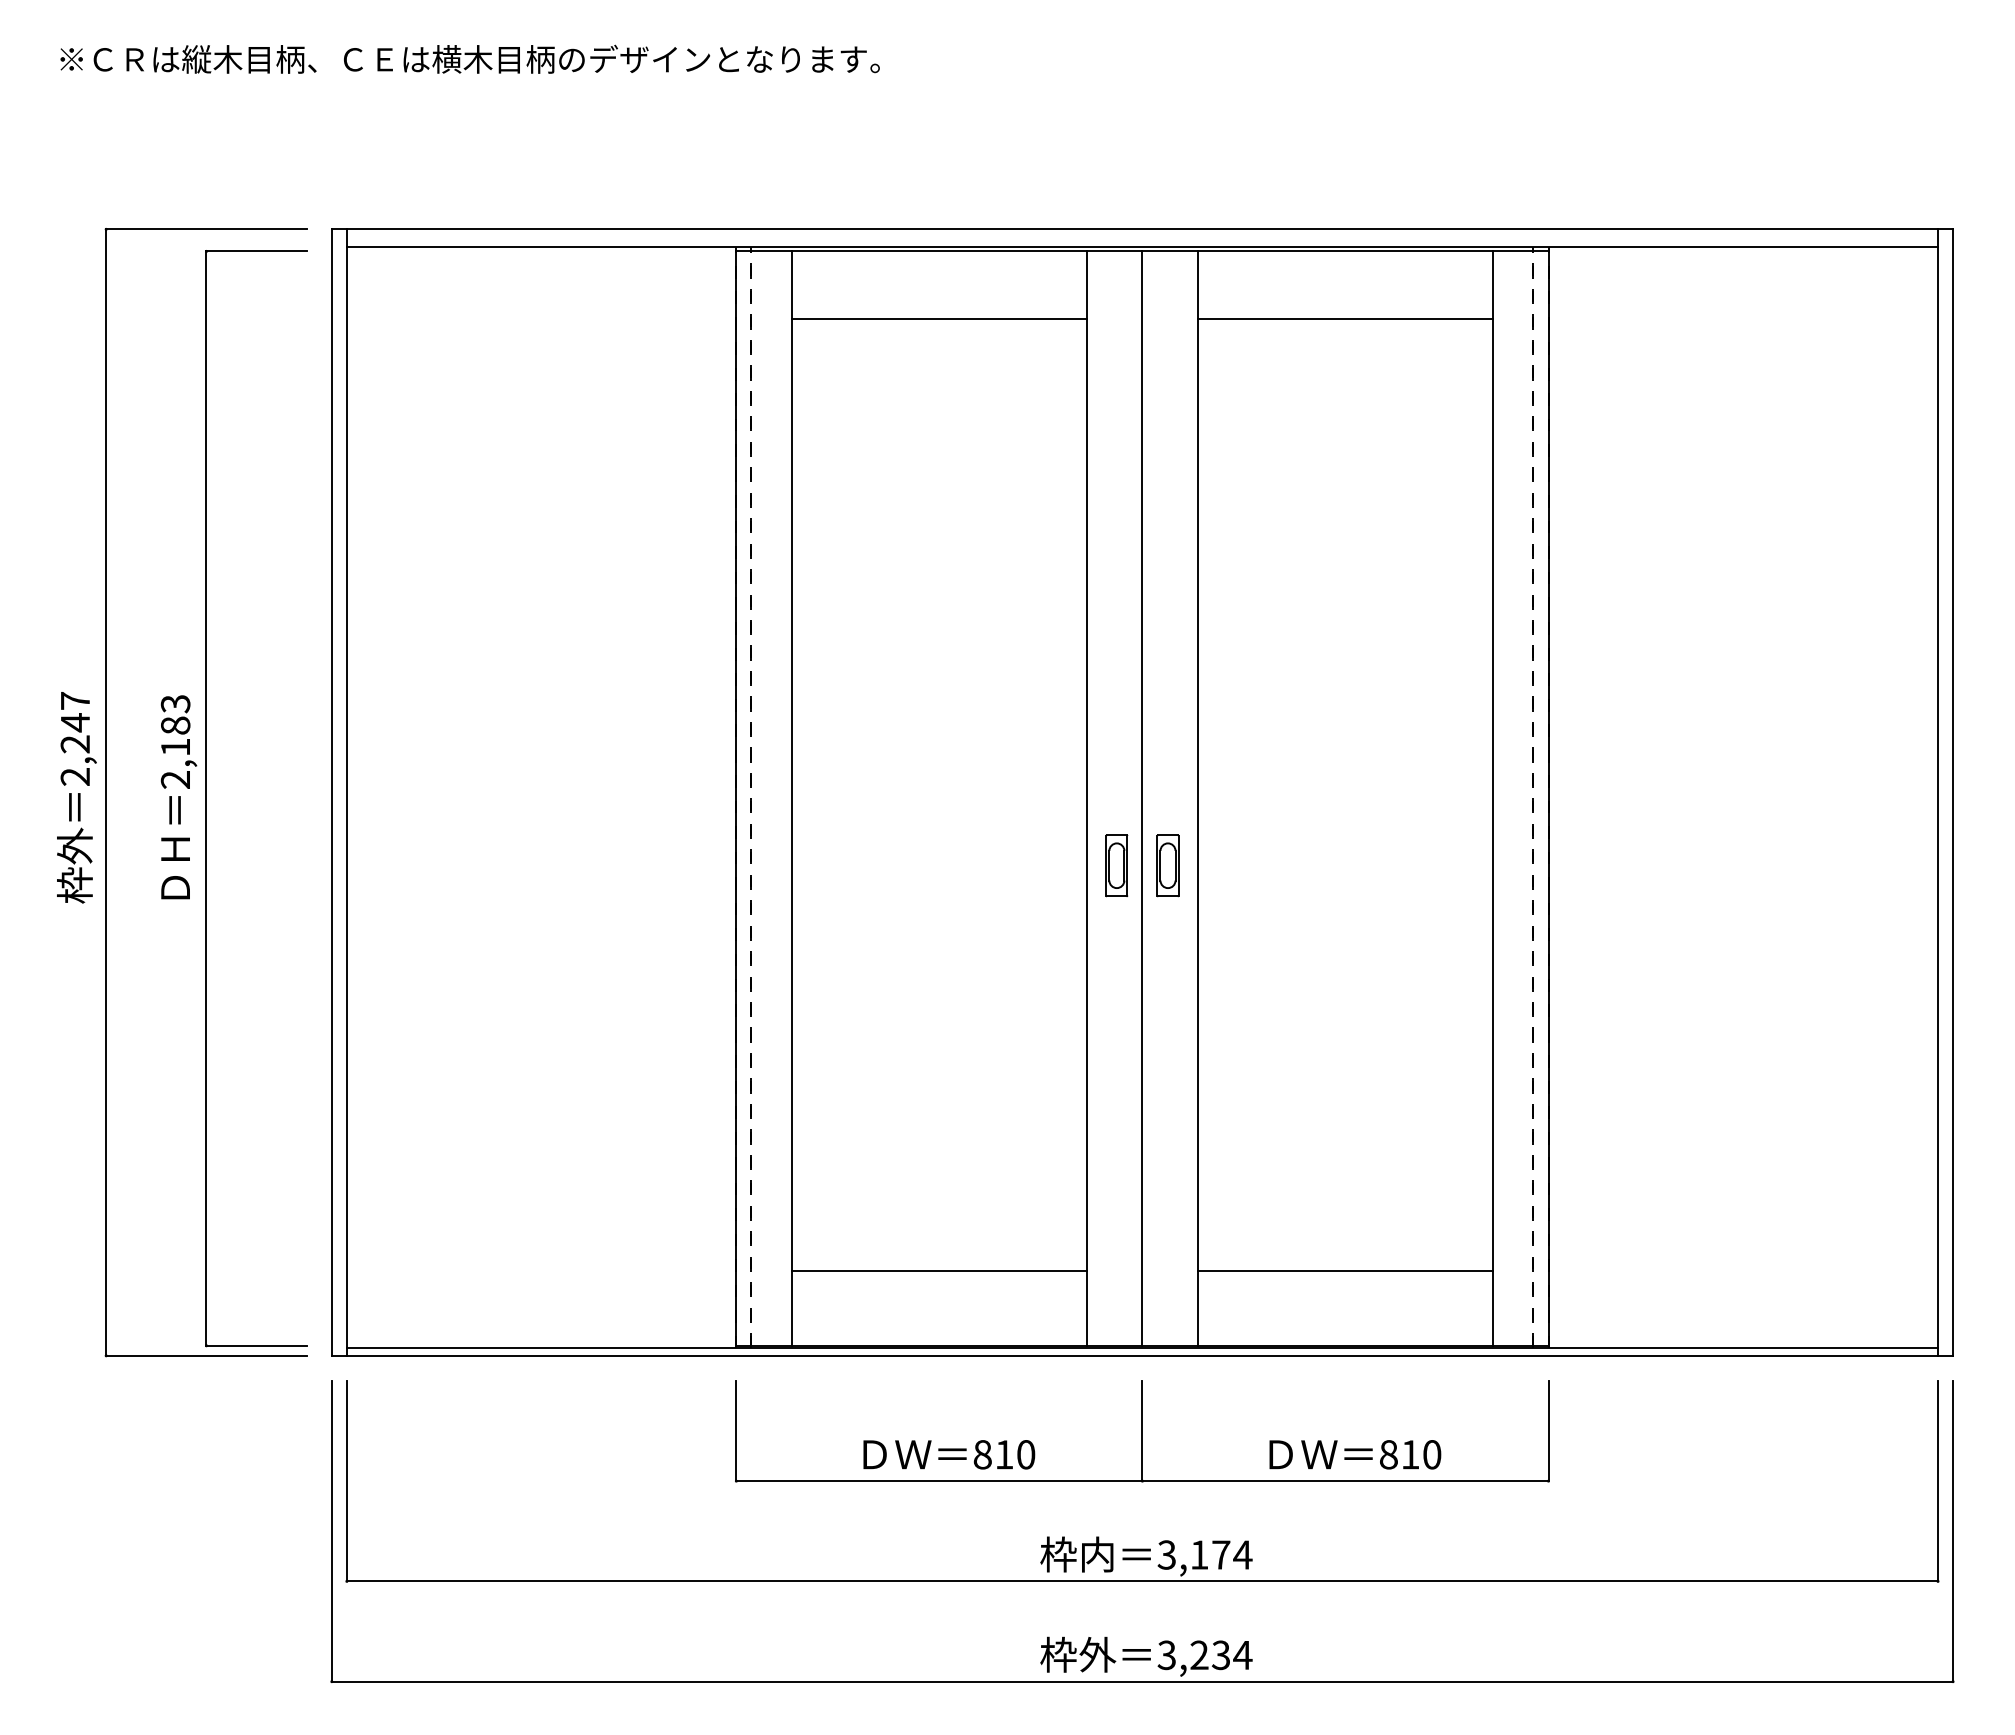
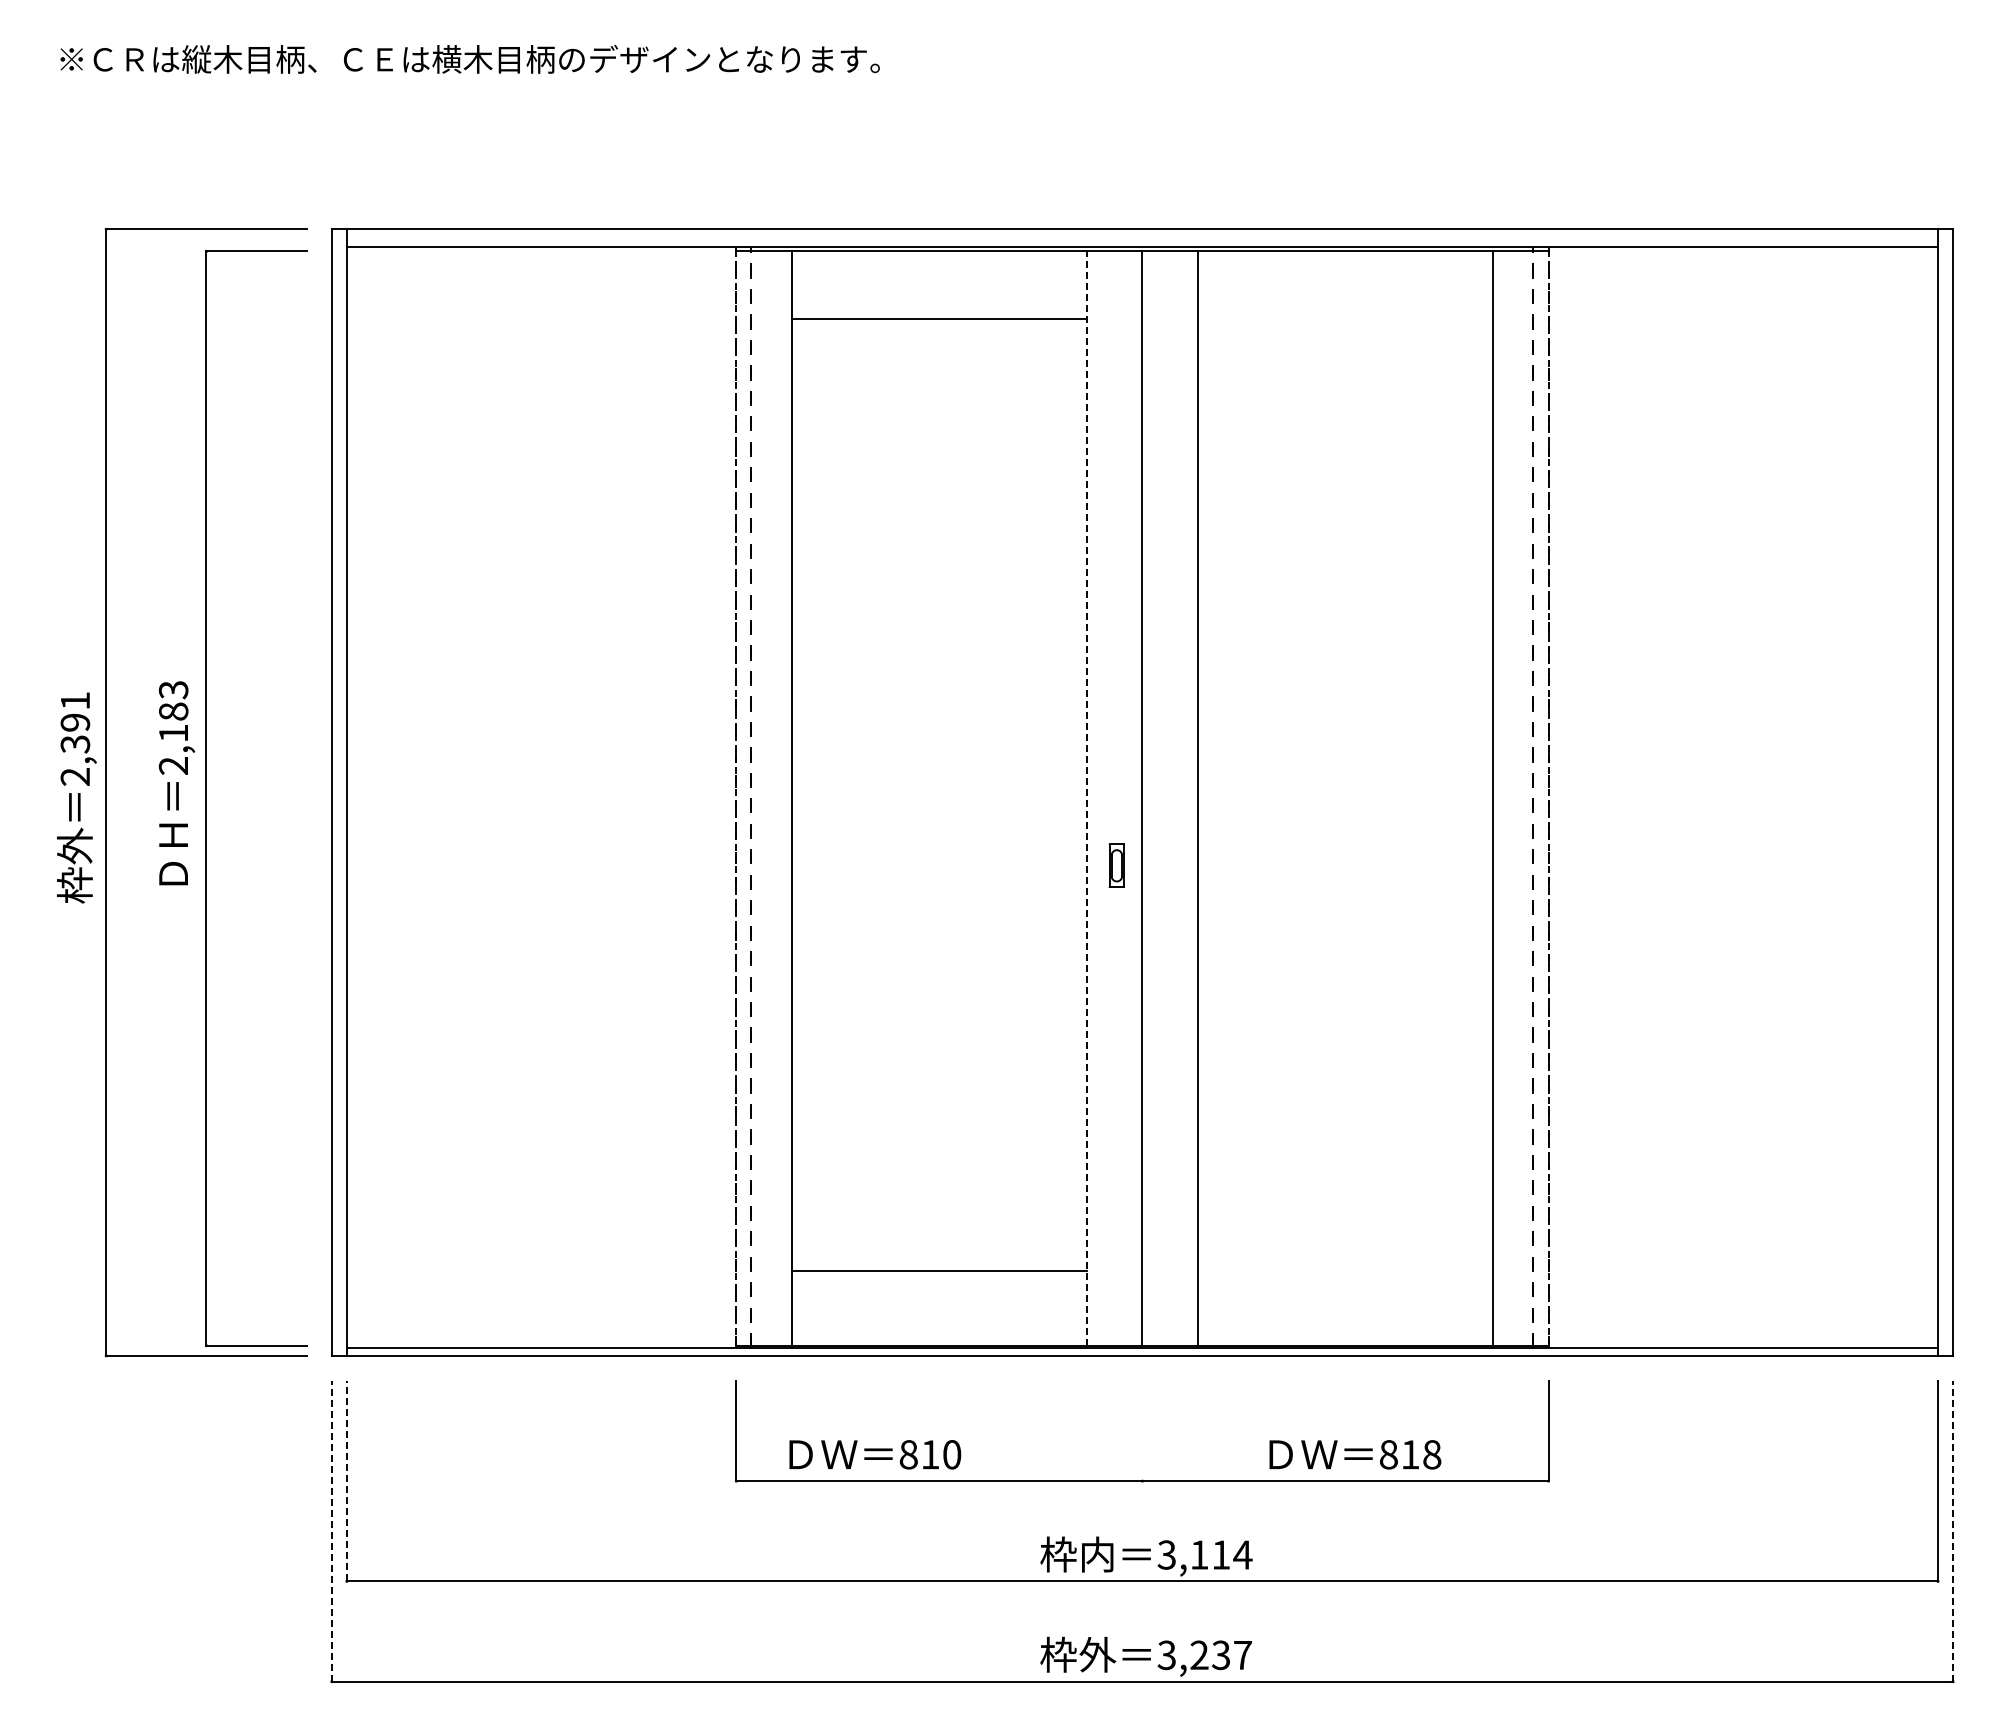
line: present -> none (1345, 319)
text: 2,247 -> 2,391 (75, 722)
text position: (178, 797) -> (176, 783) (176, 783)
line: solid -> dashed (736, 798)
line: solid -> dashed (1087, 798)
line: solid -> dashed (1548, 798)
part size: 24x64 px -> 17x45 px (1116, 865)
part: present -> none (1167, 865)
line: present -> none (1345, 1270)
line: present -> none (1142, 1430)
text position: (949, 1454) -> (875, 1454) (875, 1454)
text: 810 -> 818 (1432, 1454)
line: solid -> dashed (346, 1480)
line: solid -> dashed (331, 1530)
line: solid -> dashed (1953, 1530)
text: 3,174 -> 3,114 (1221, 1554)
text: 3,234 -> 3,237 (1242, 1655)
